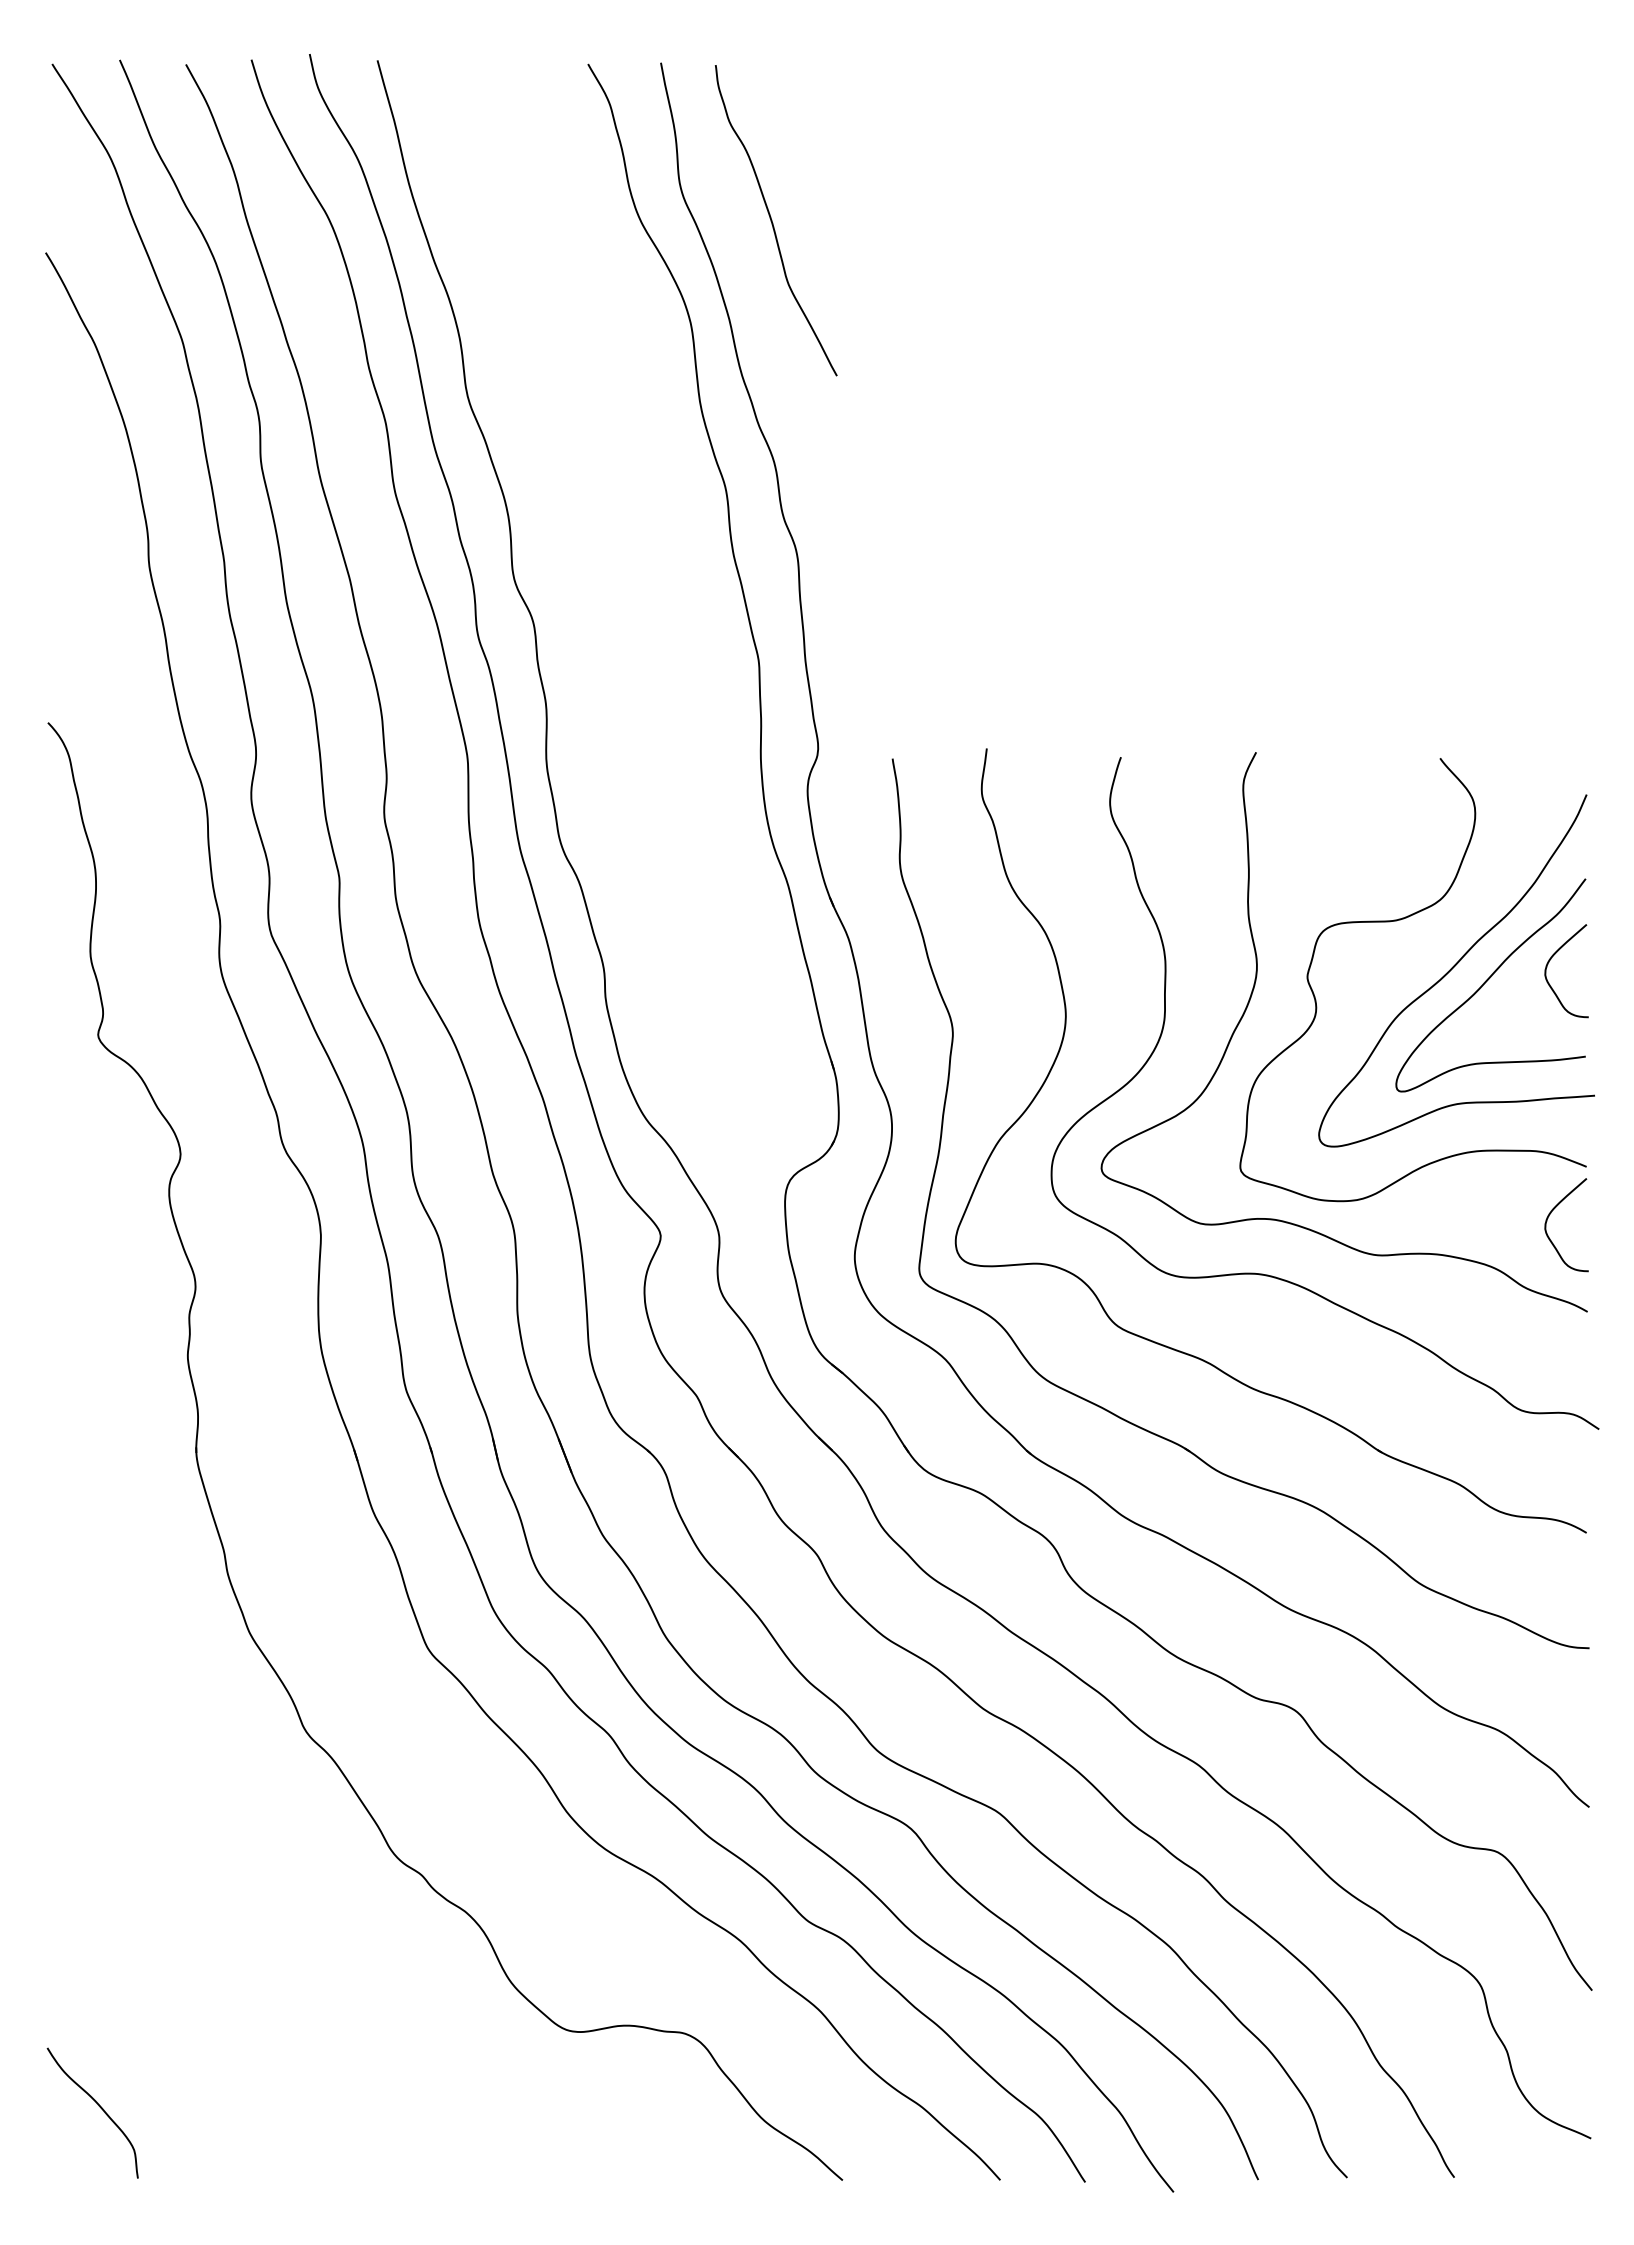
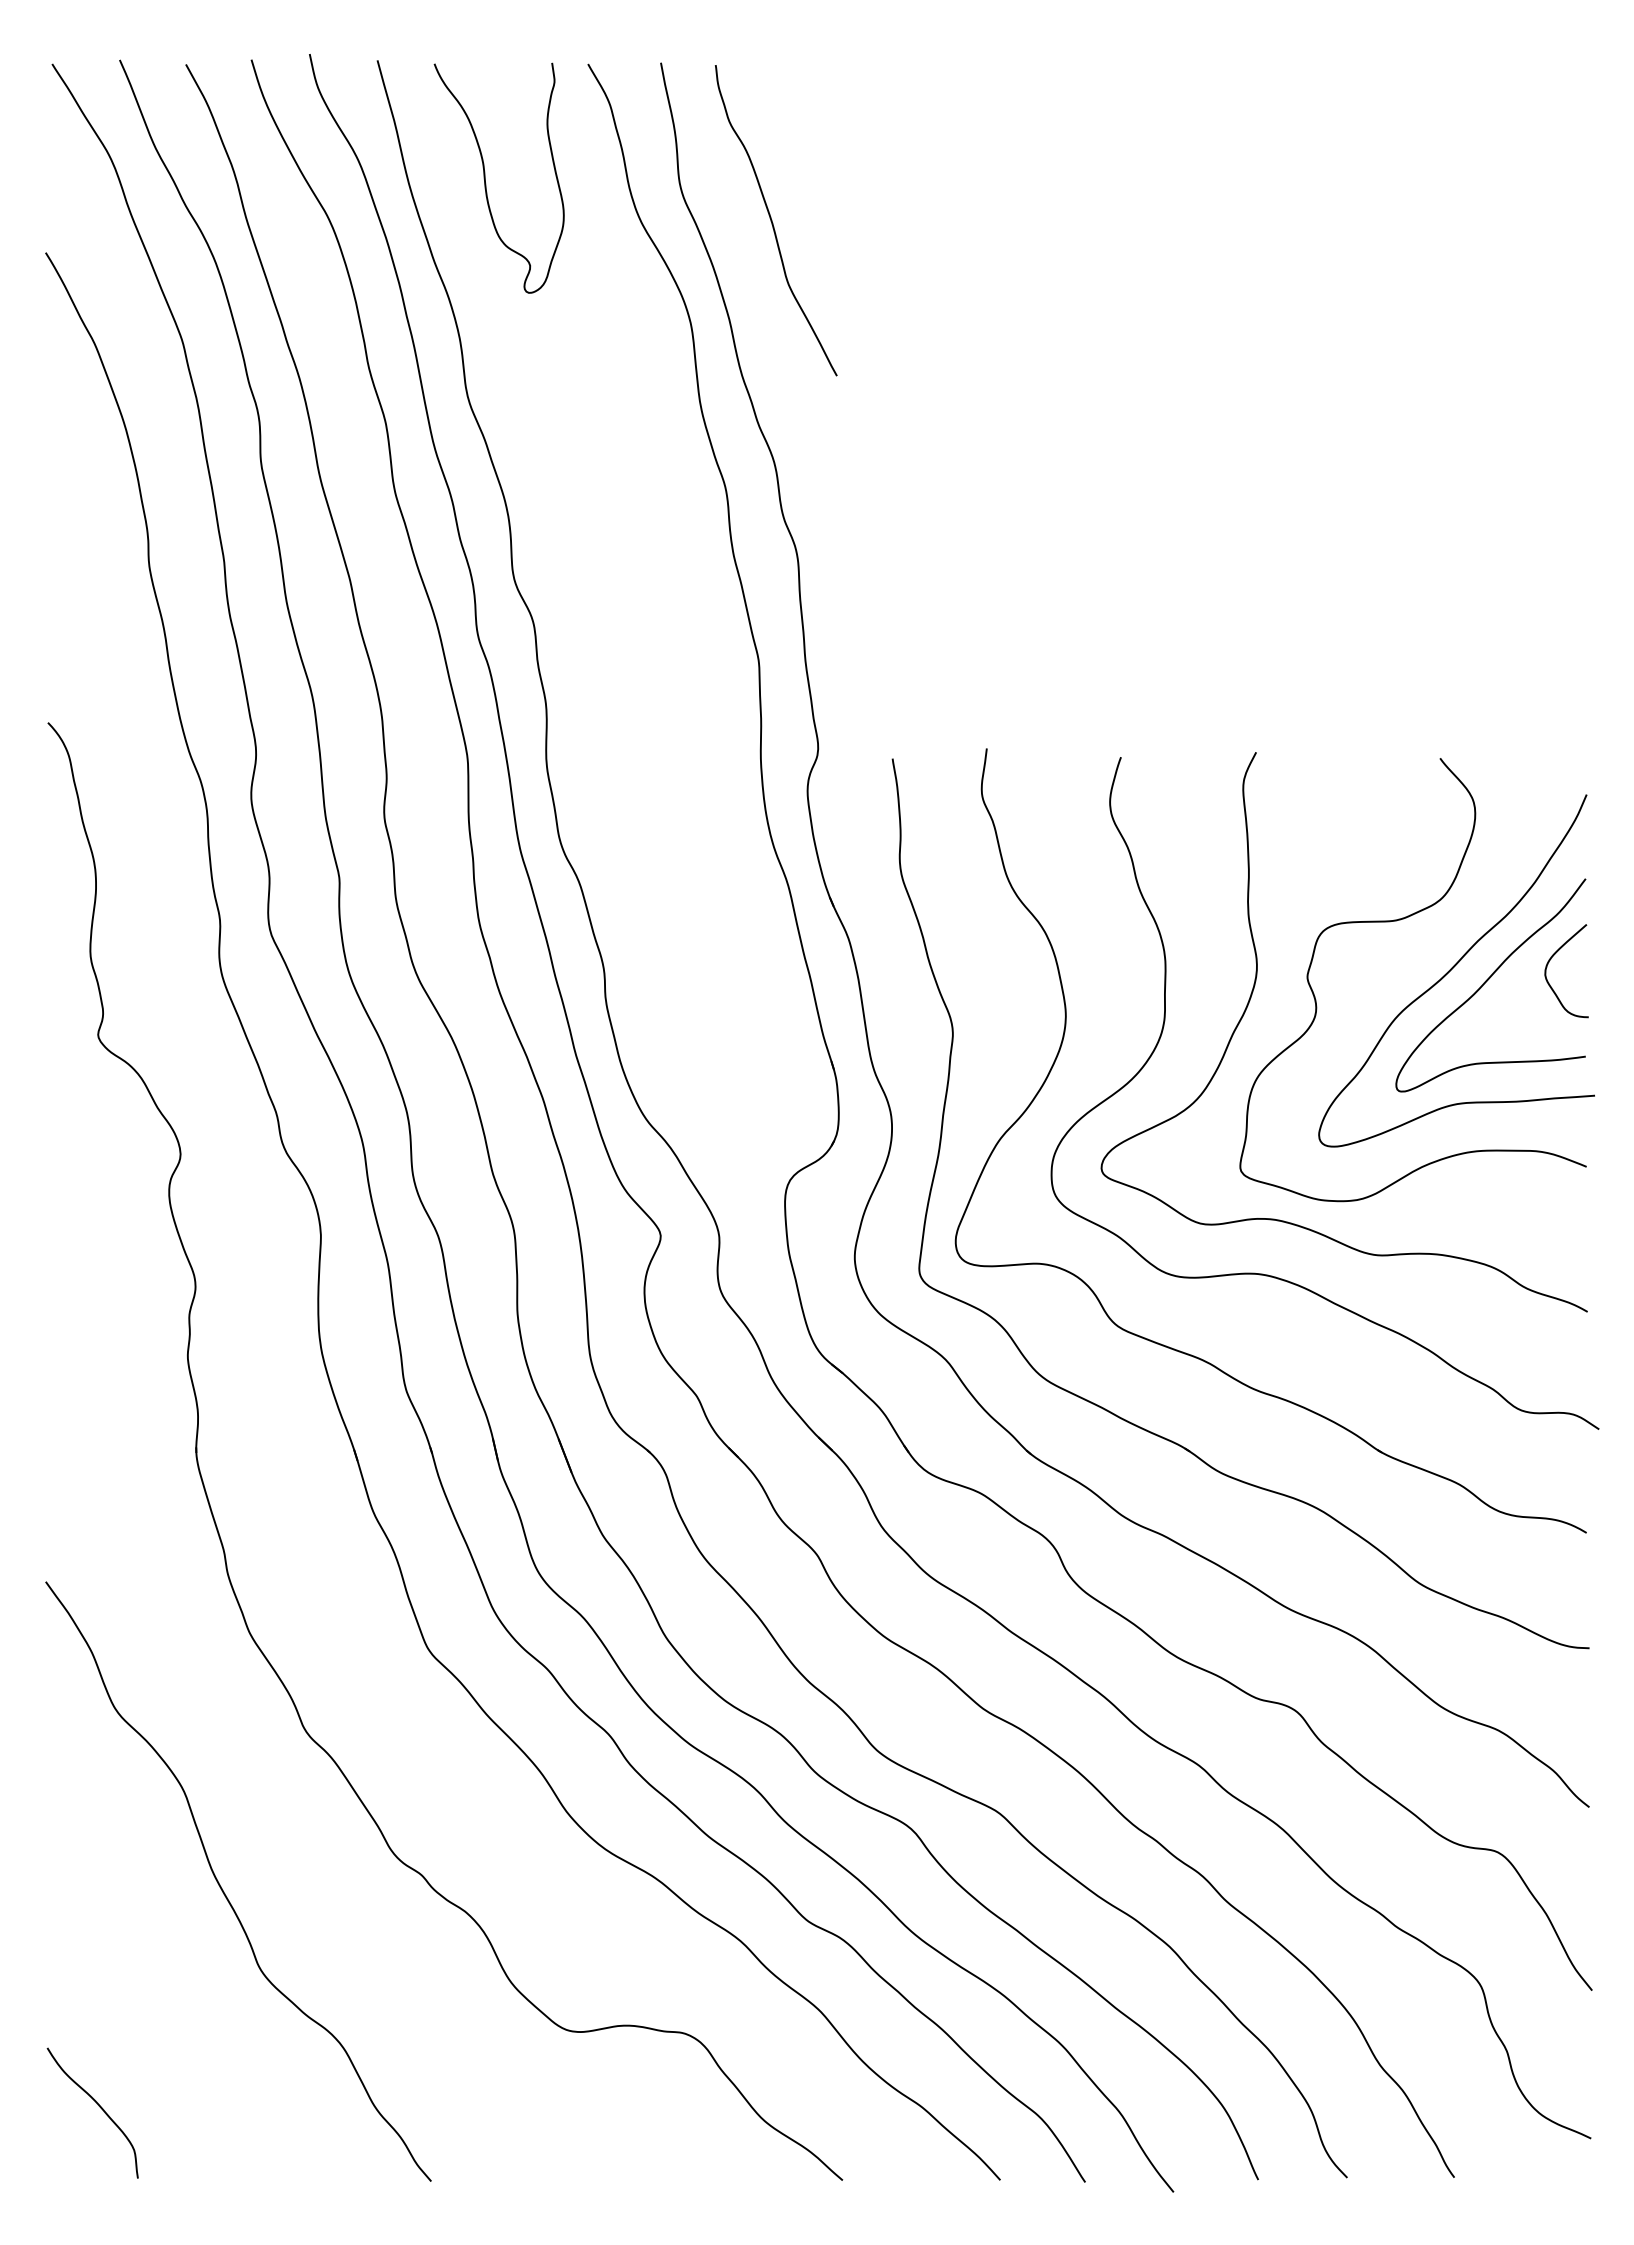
curve: none -> present (485, 177)
curve: present -> none (1551, 1213)
curve: none -> present (224, 1891)
